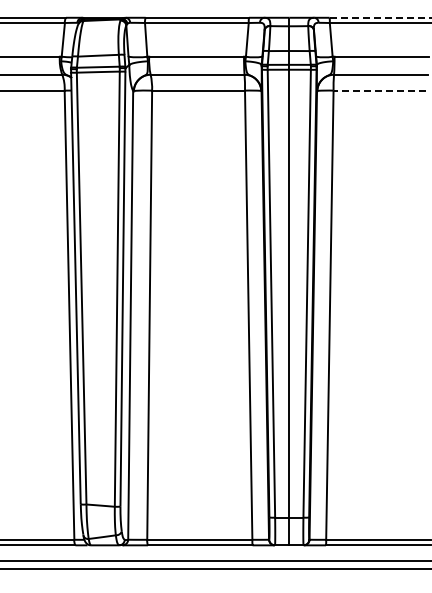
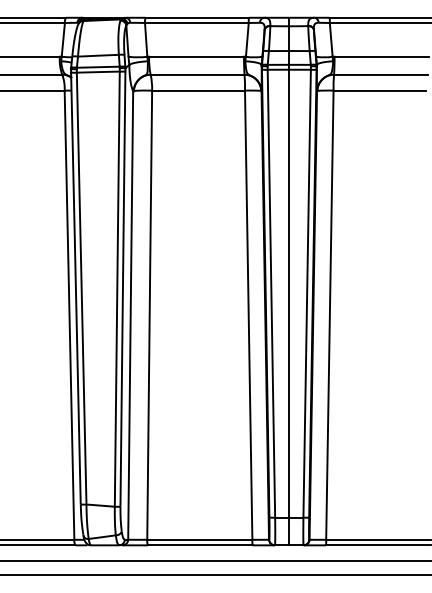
line: dashed -> solid (381, 17)
line: dashed -> solid (379, 90)
line position: (215, 569) -> (215, 575) (215, 575)
